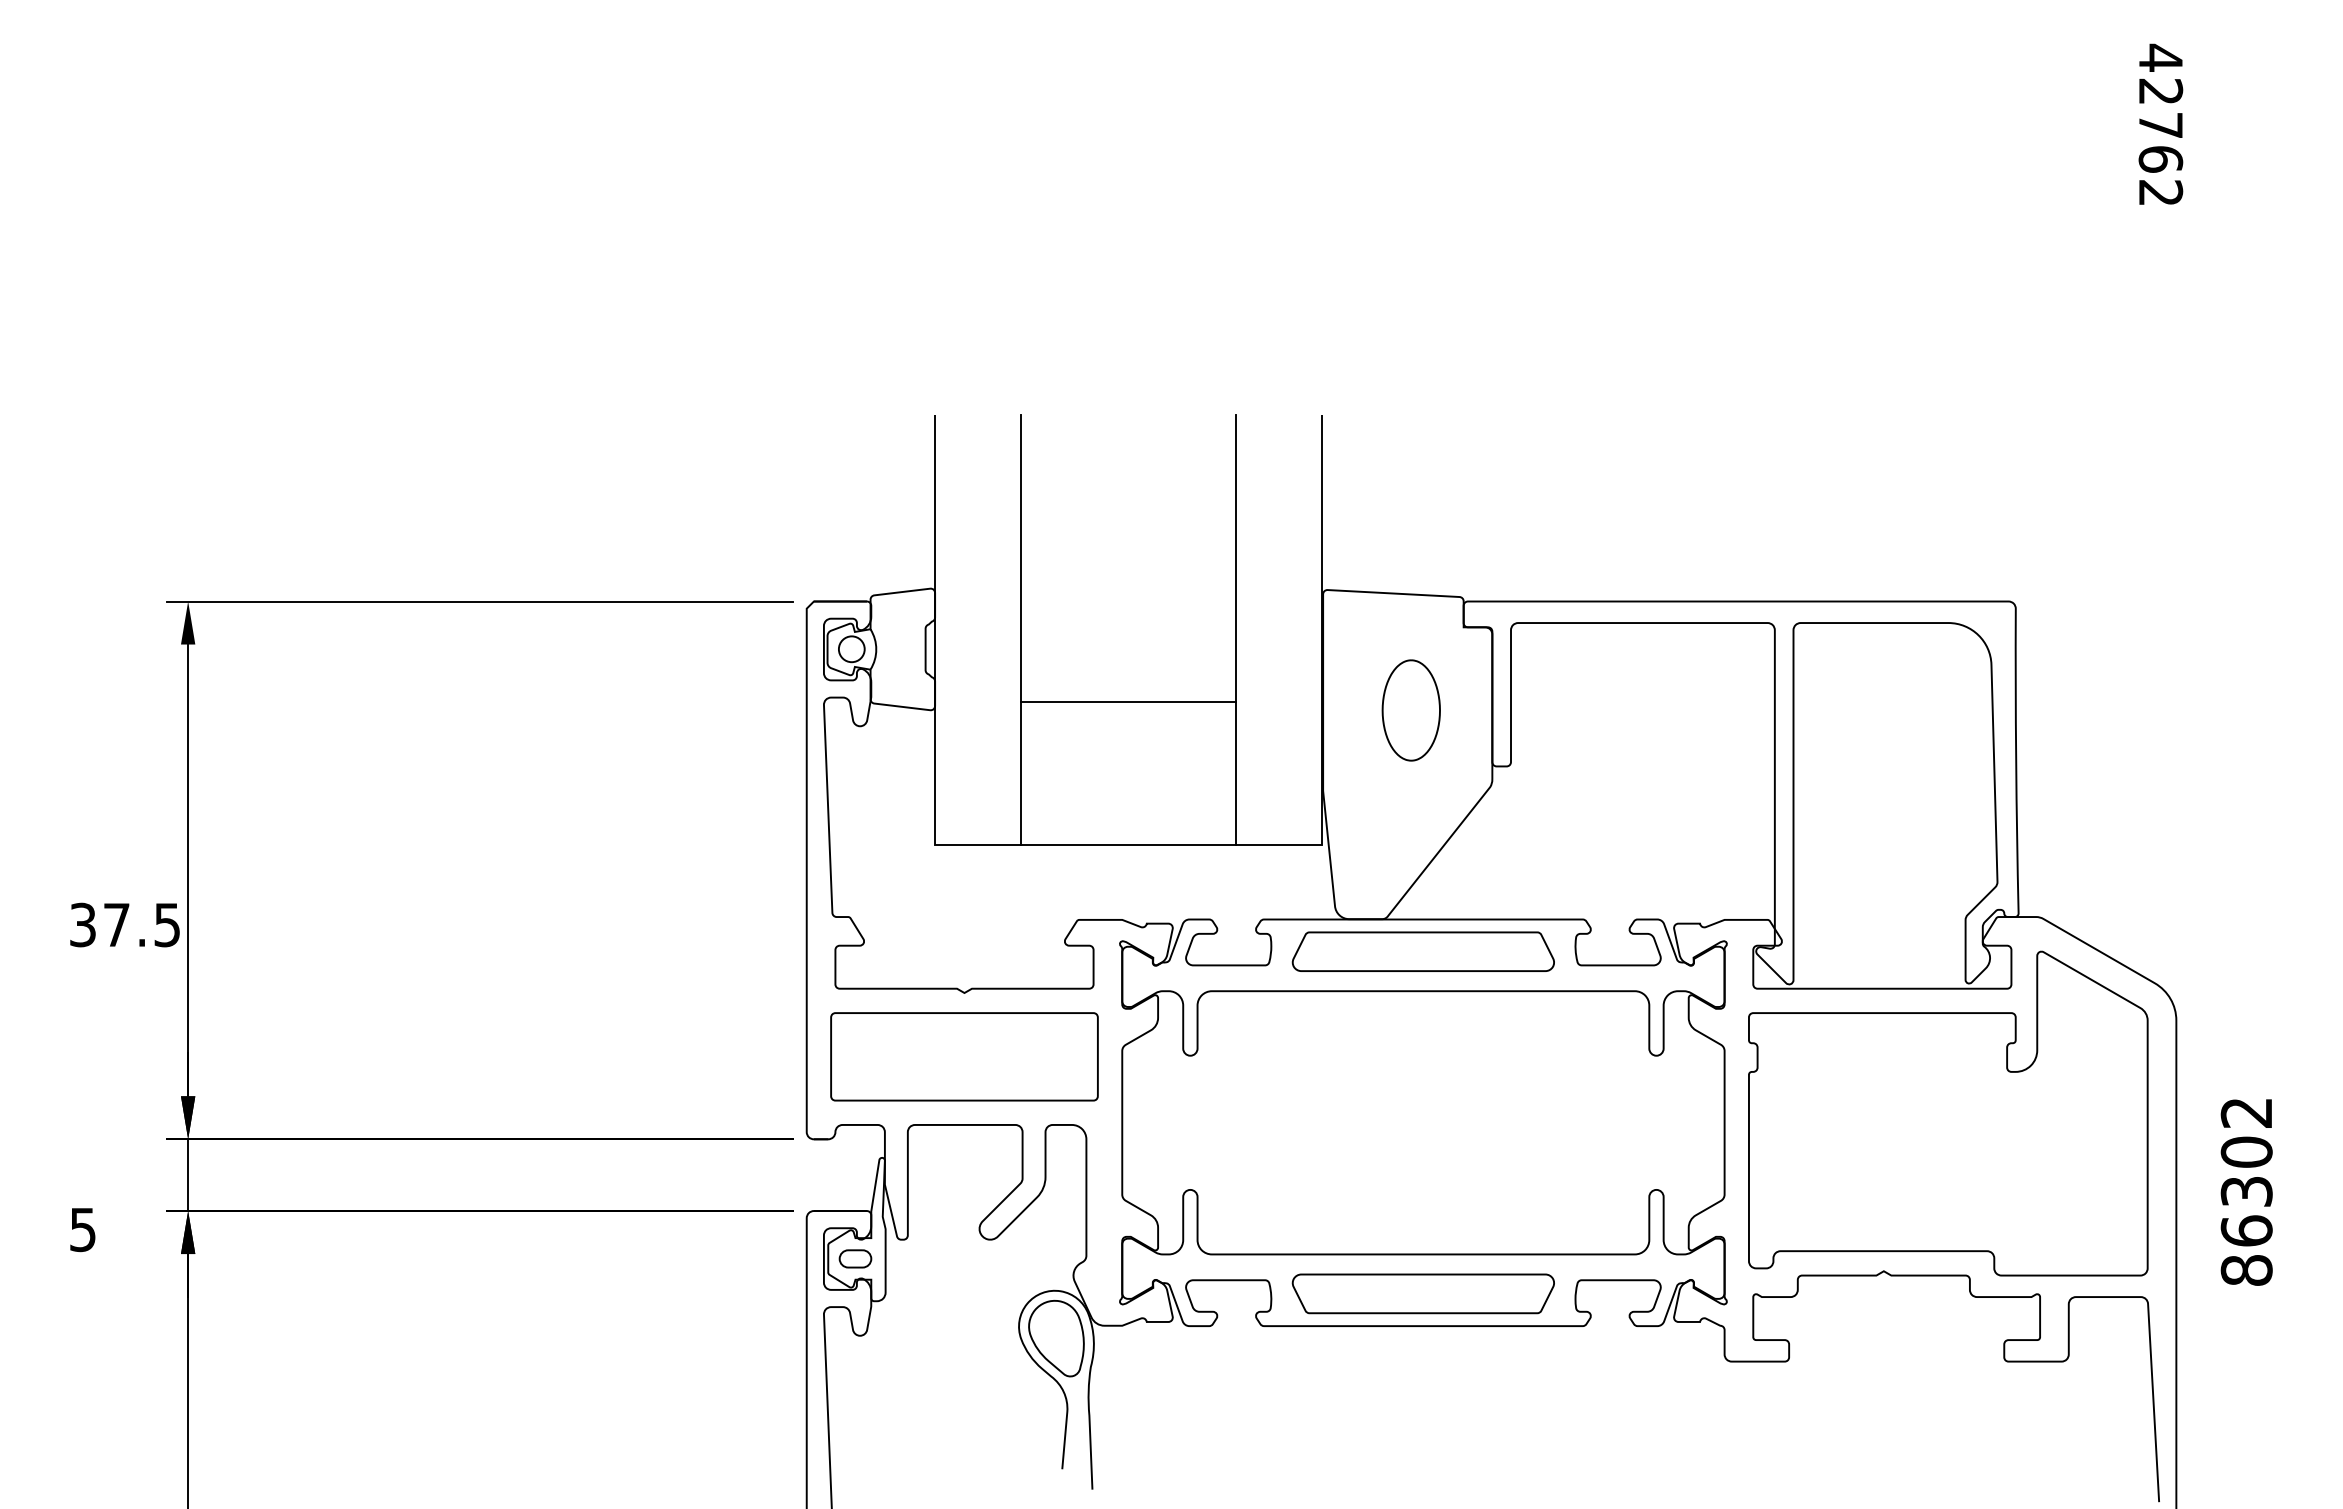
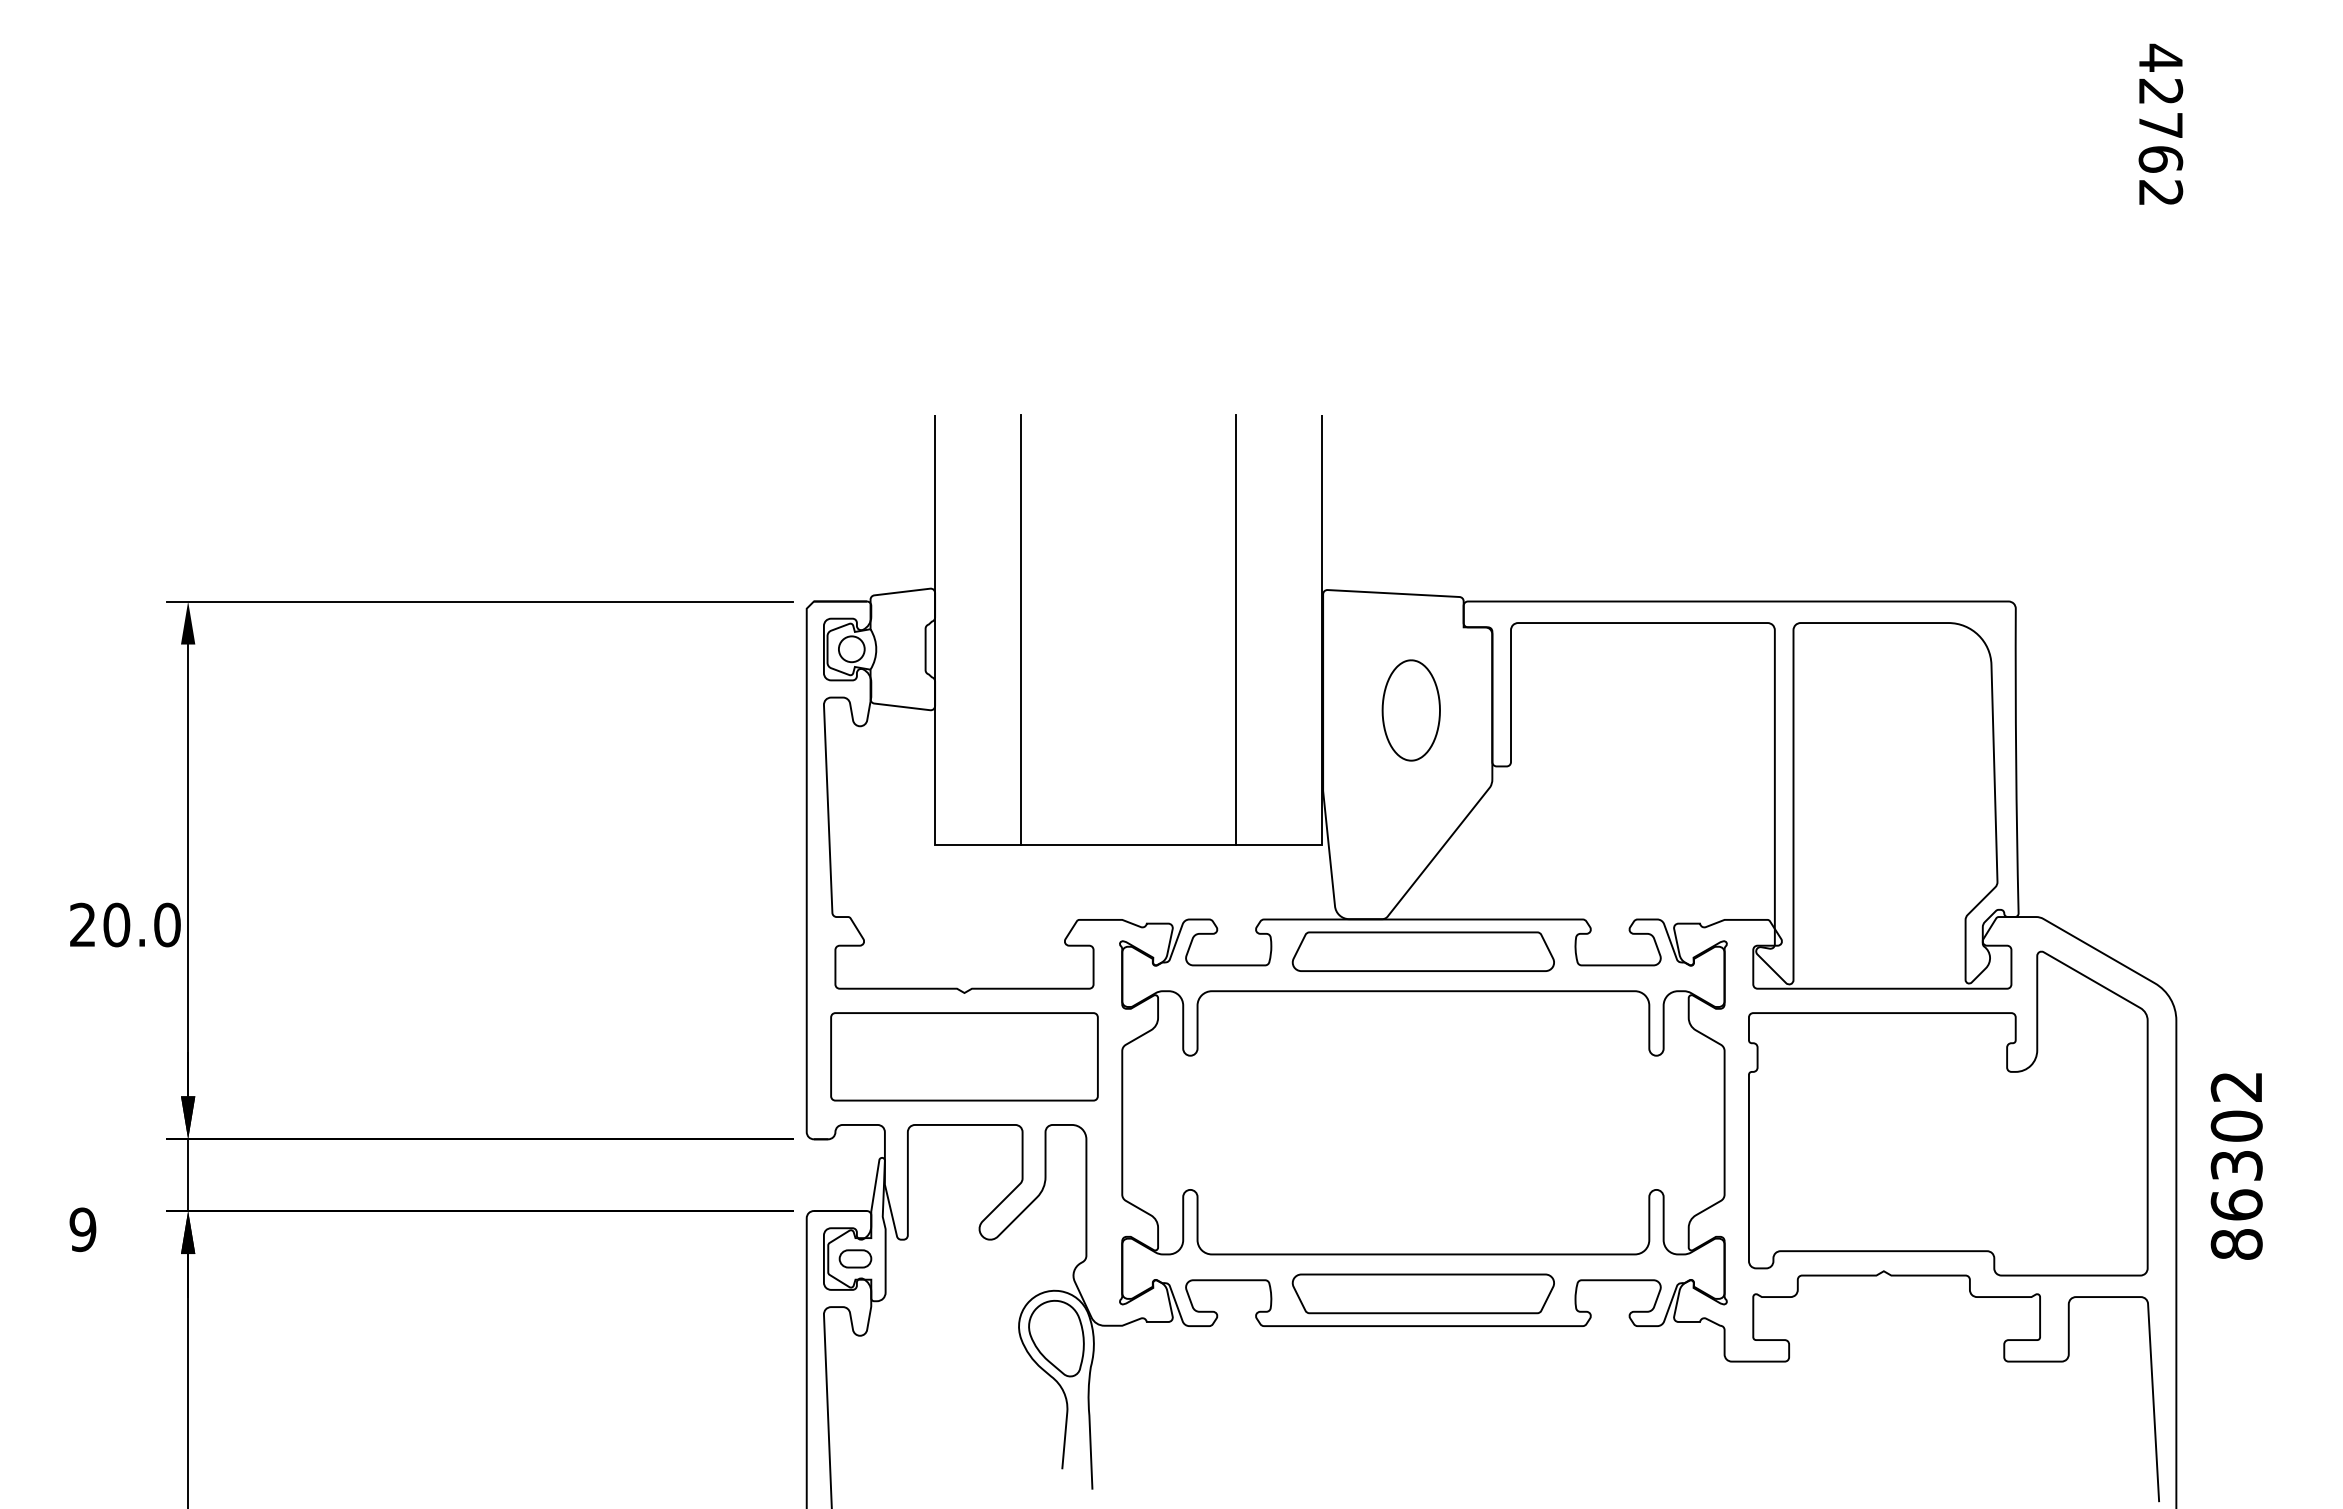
line: present -> none (1128, 701)
text: 37.5 -> 20.0 (125, 924)
text position: (2246, 1192) -> (2236, 1166) (2236, 1166)
text: 5 -> 9 (82, 1229)
